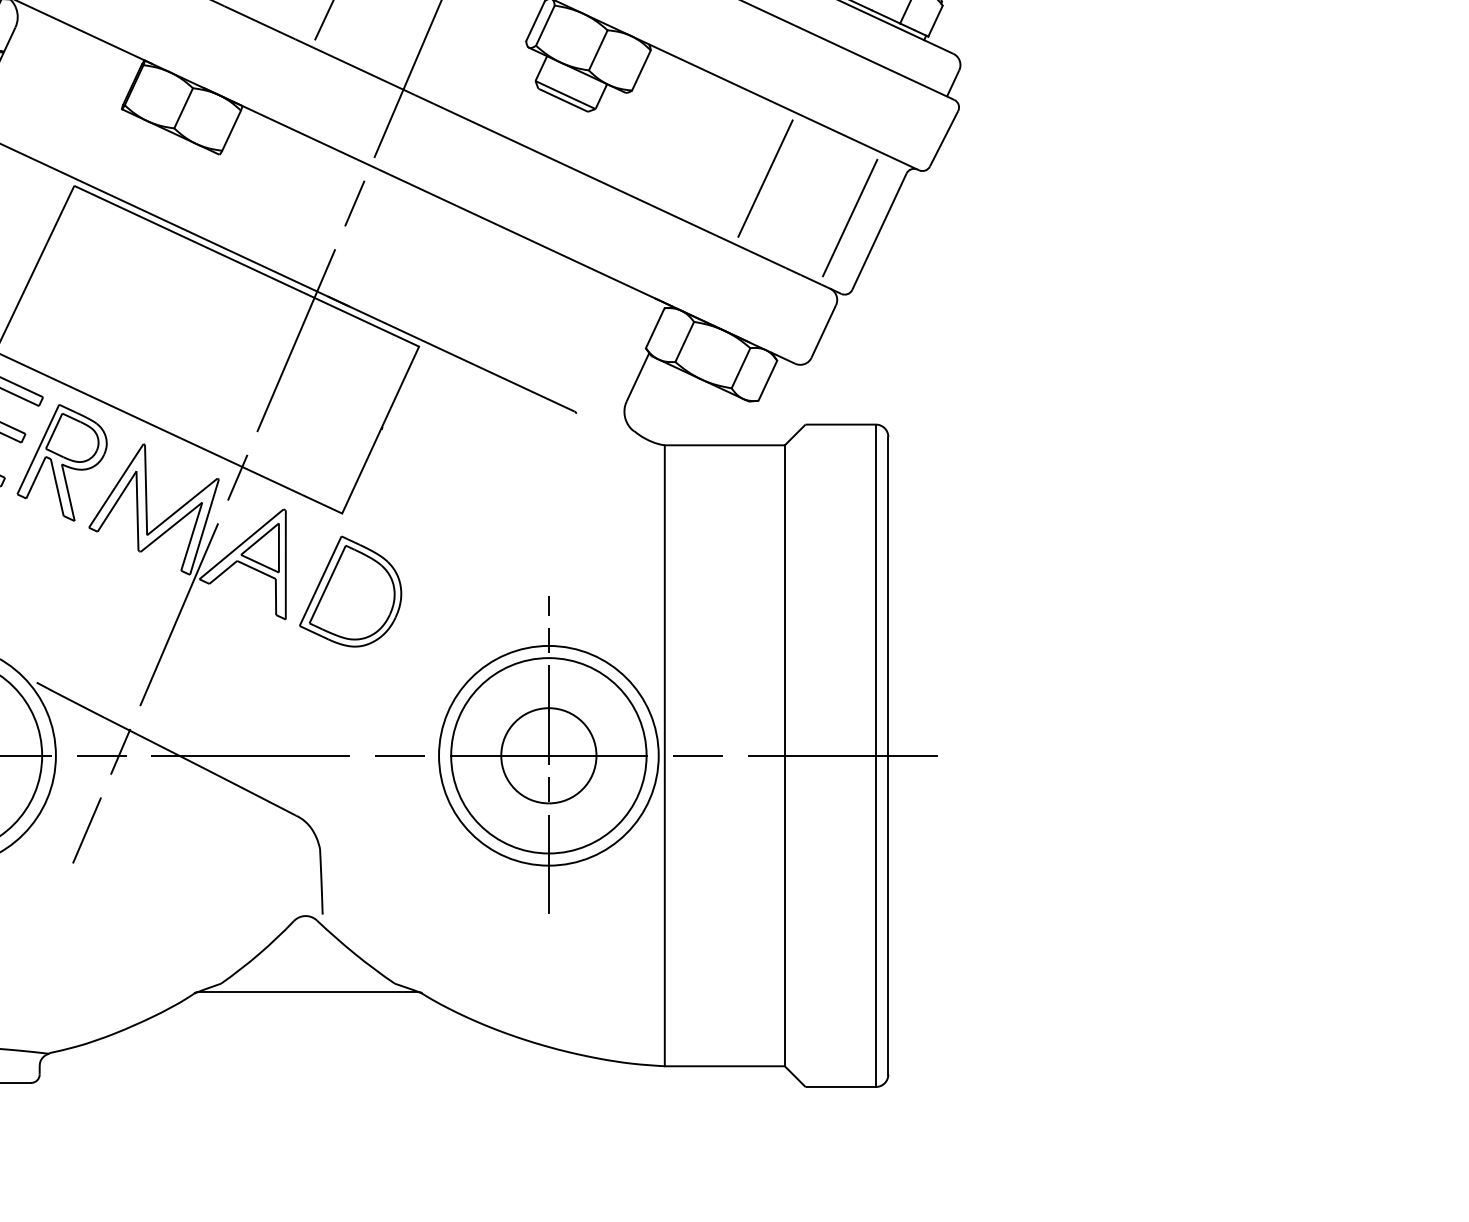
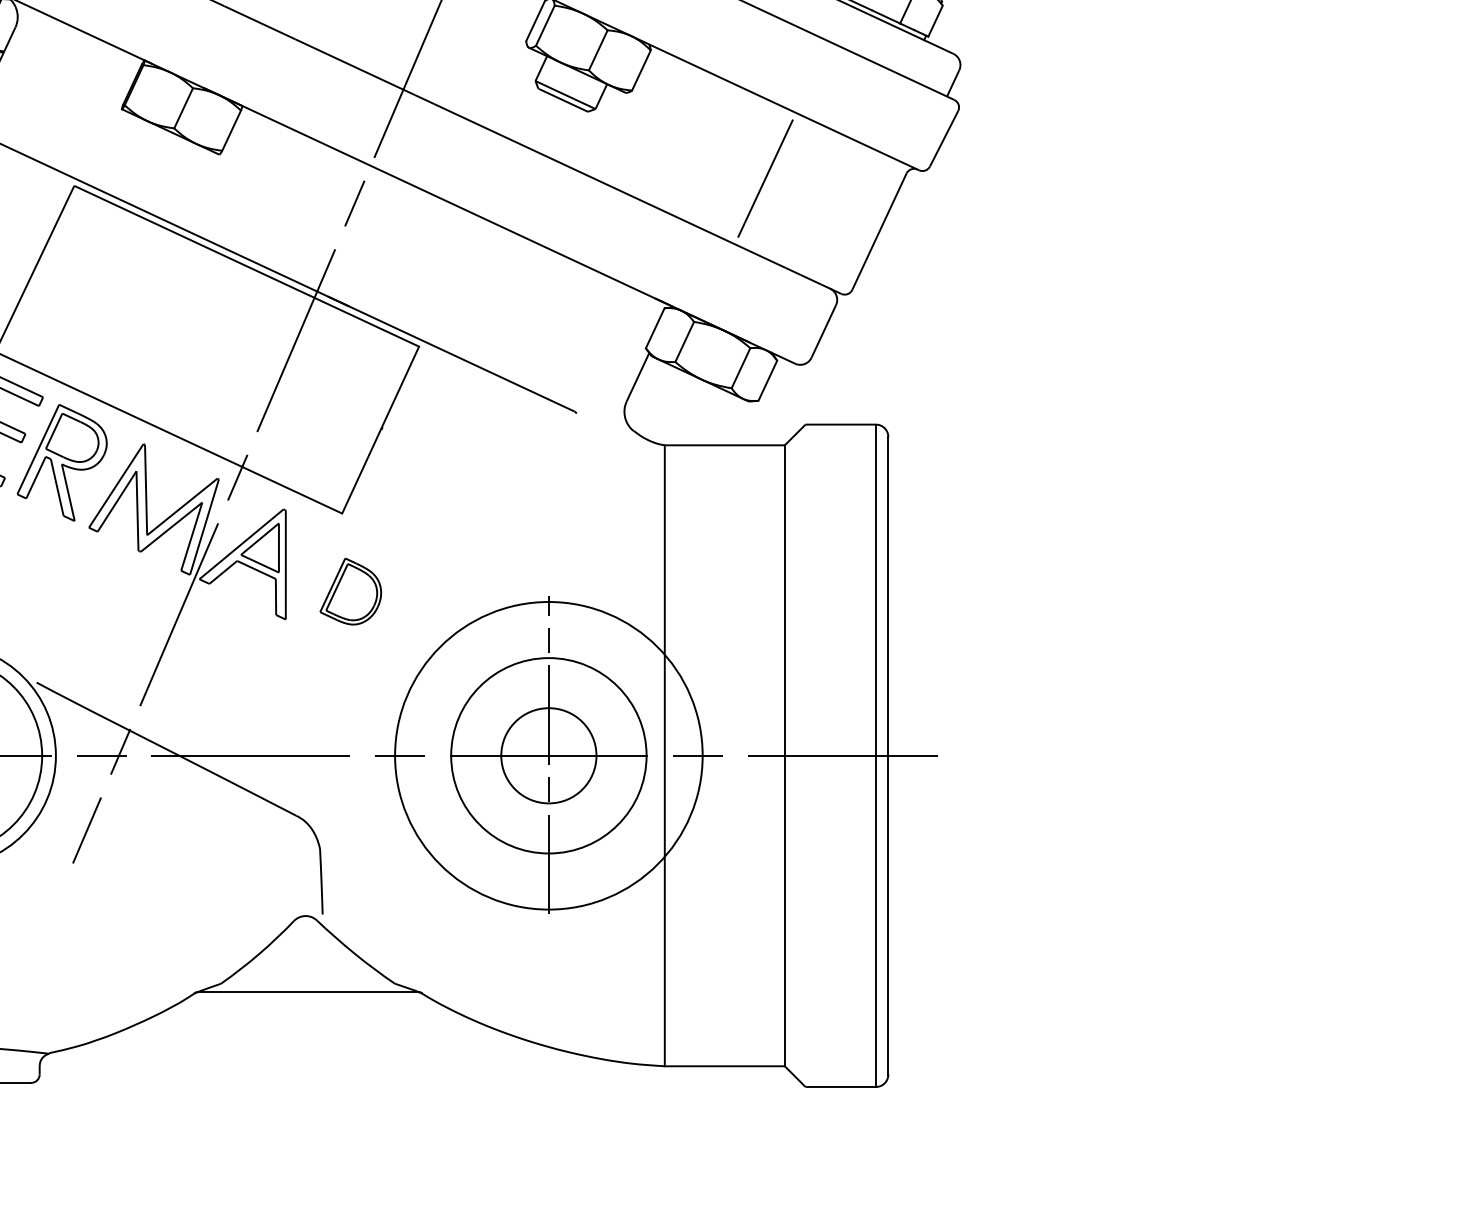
line: present -> none (323, 20)
line: present -> none (850, 217)
part size: 104x113 px -> 64x69 px (350, 591)
circle diameter: 220 px -> 308 px (548, 755)
